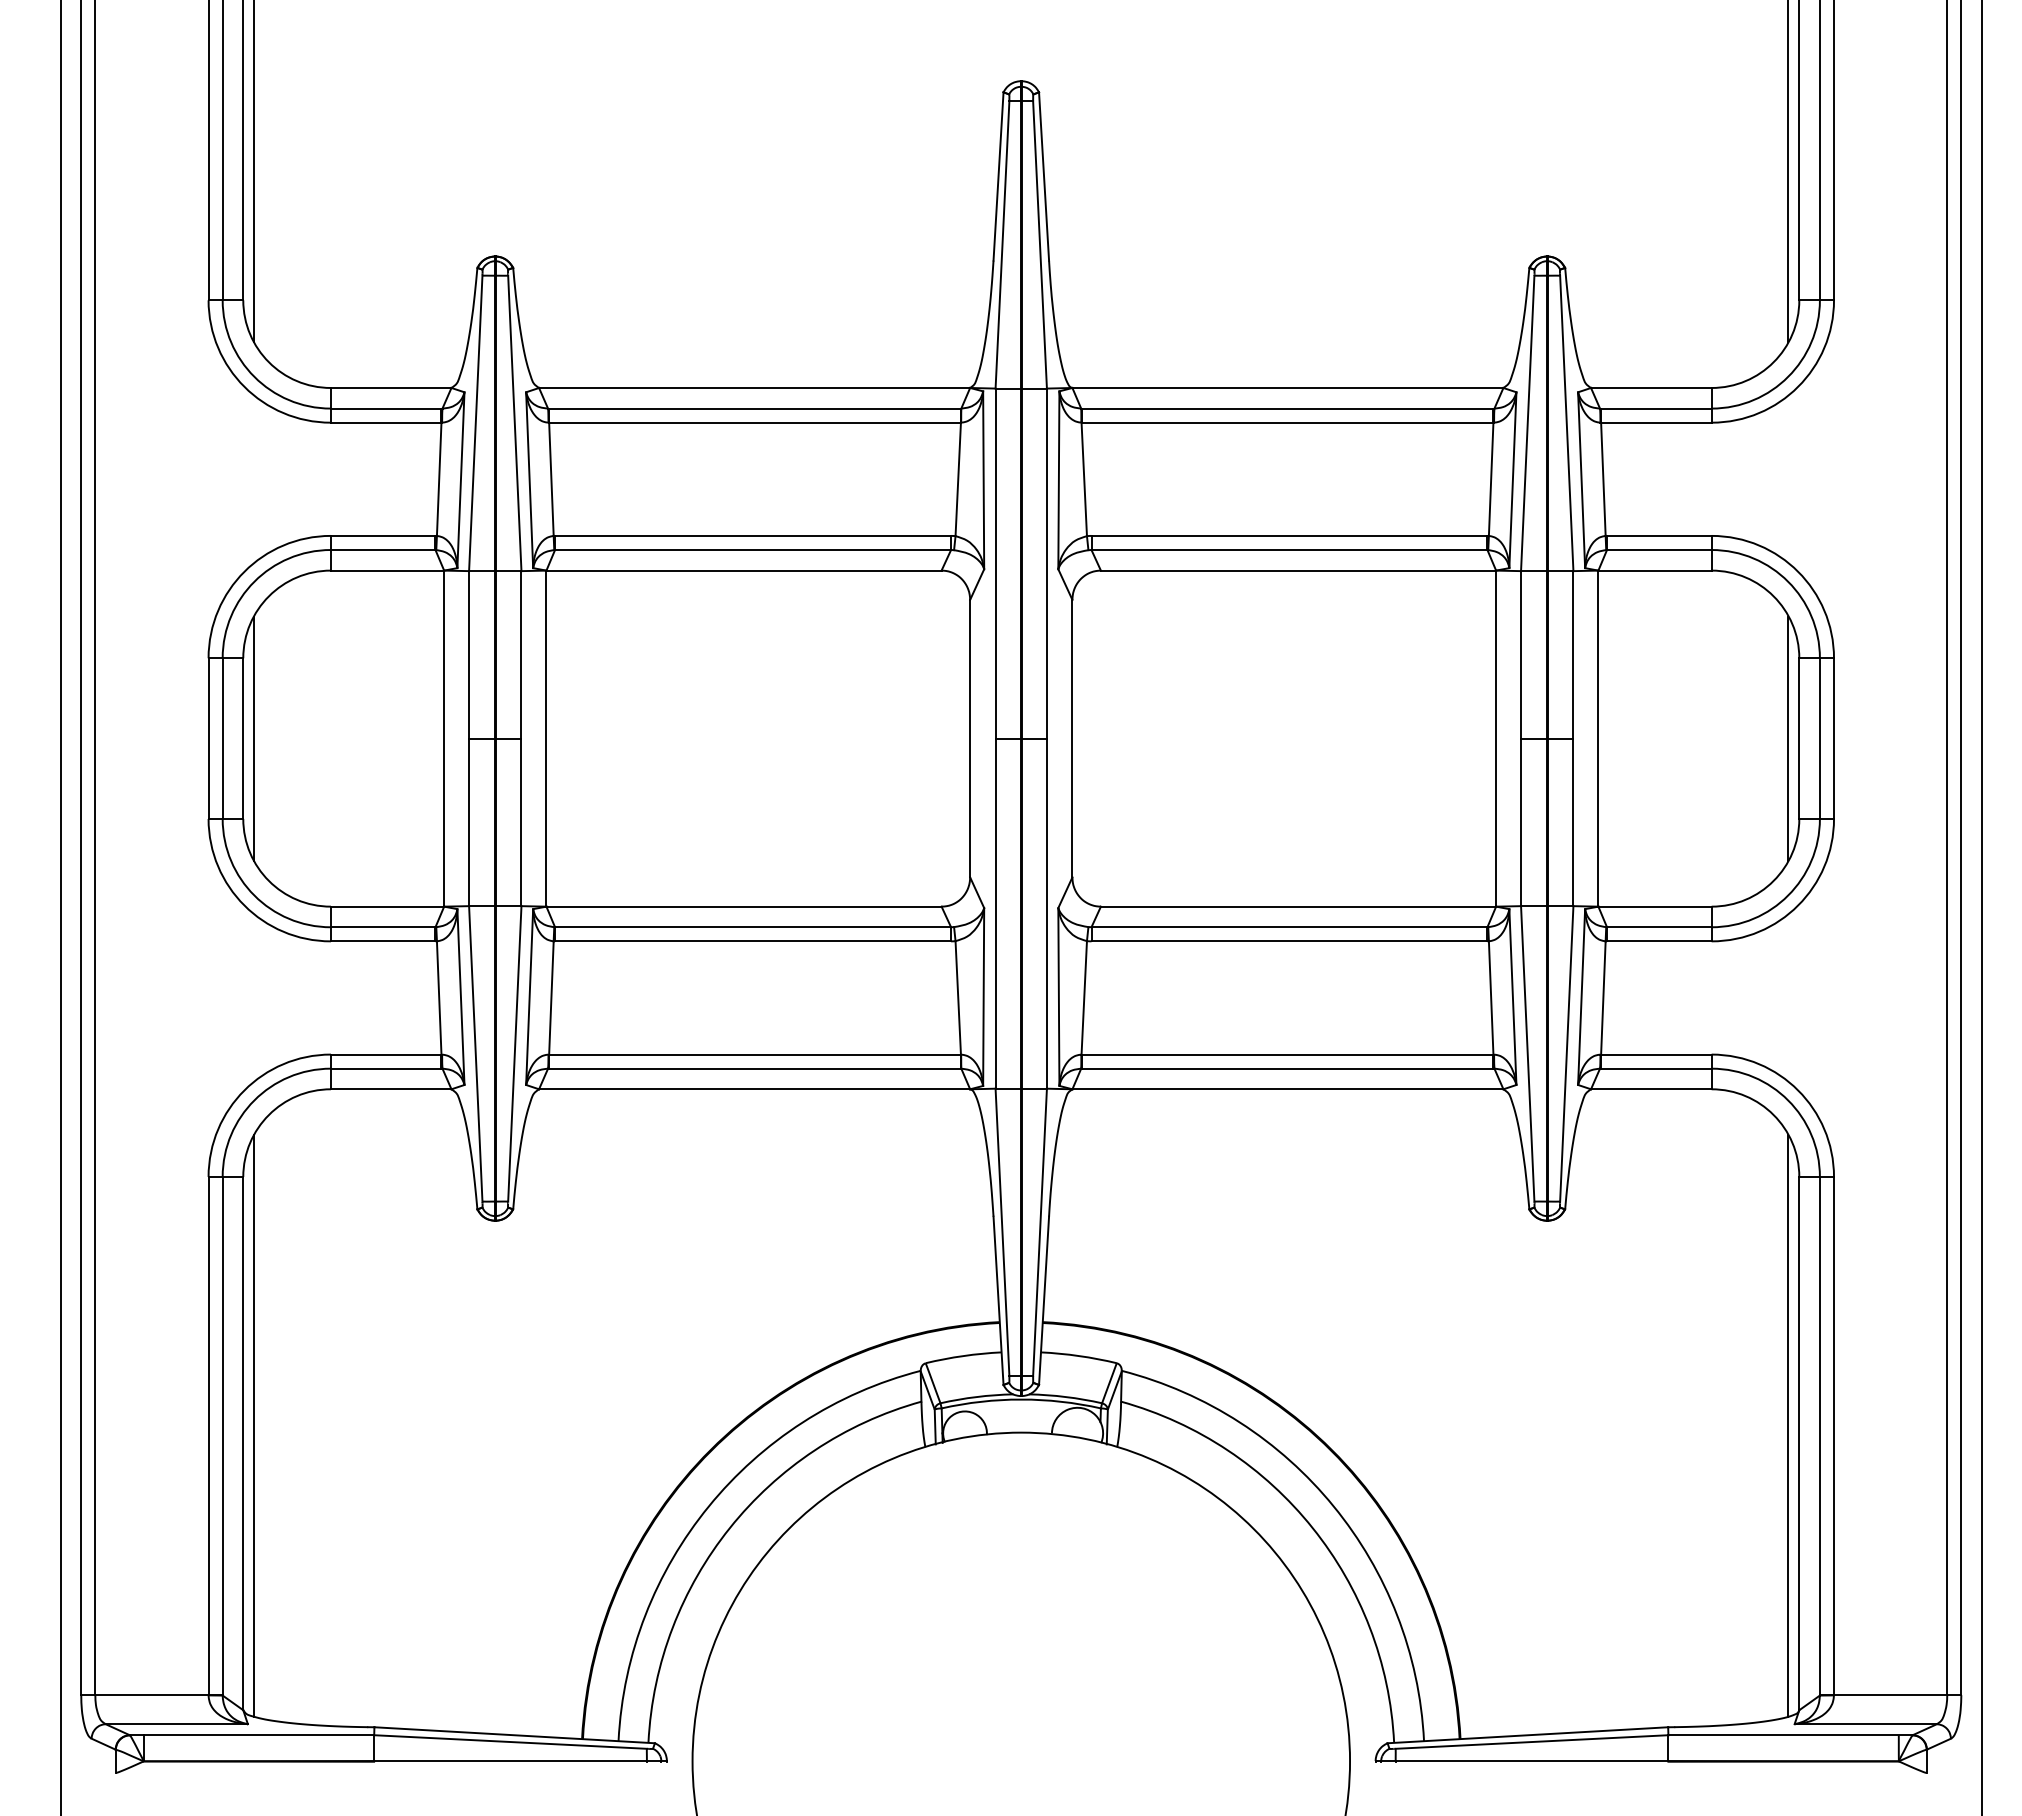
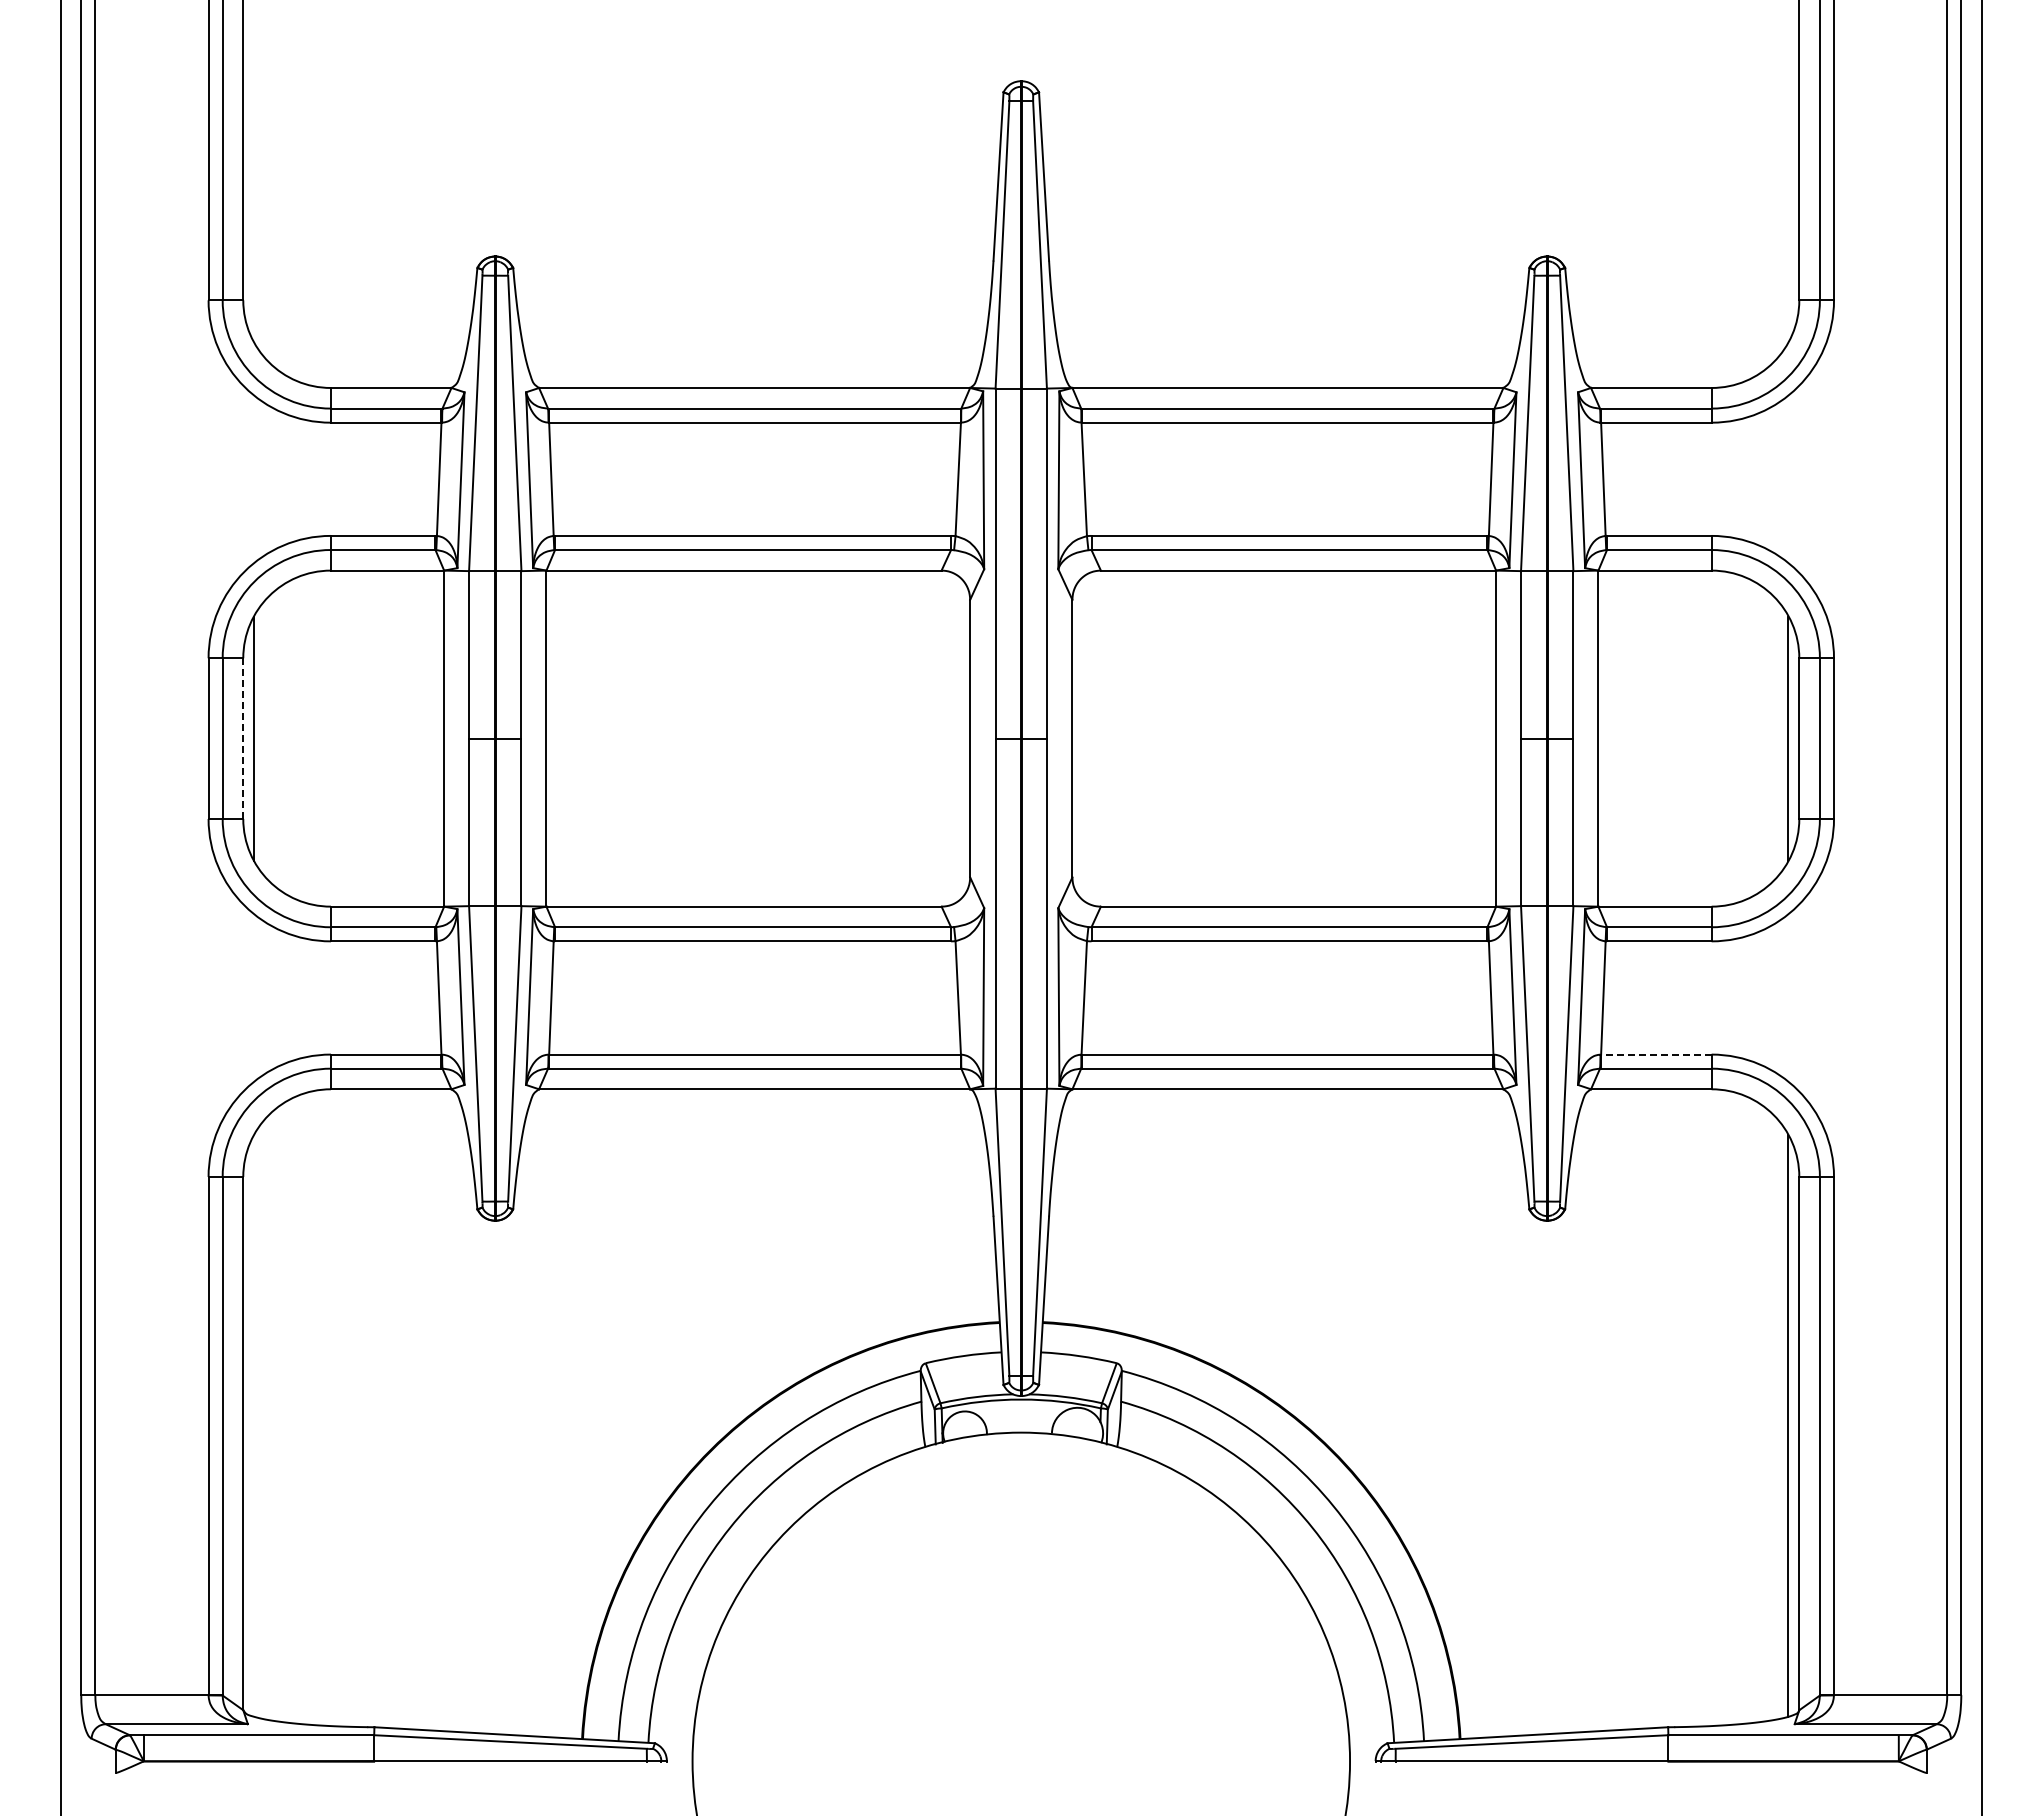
line: present -> none (254, 171)
line: present -> none (1788, 171)
line: solid -> dashed (243, 738)
line: solid -> dashed (1655, 1054)
line: present -> none (254, 1425)
